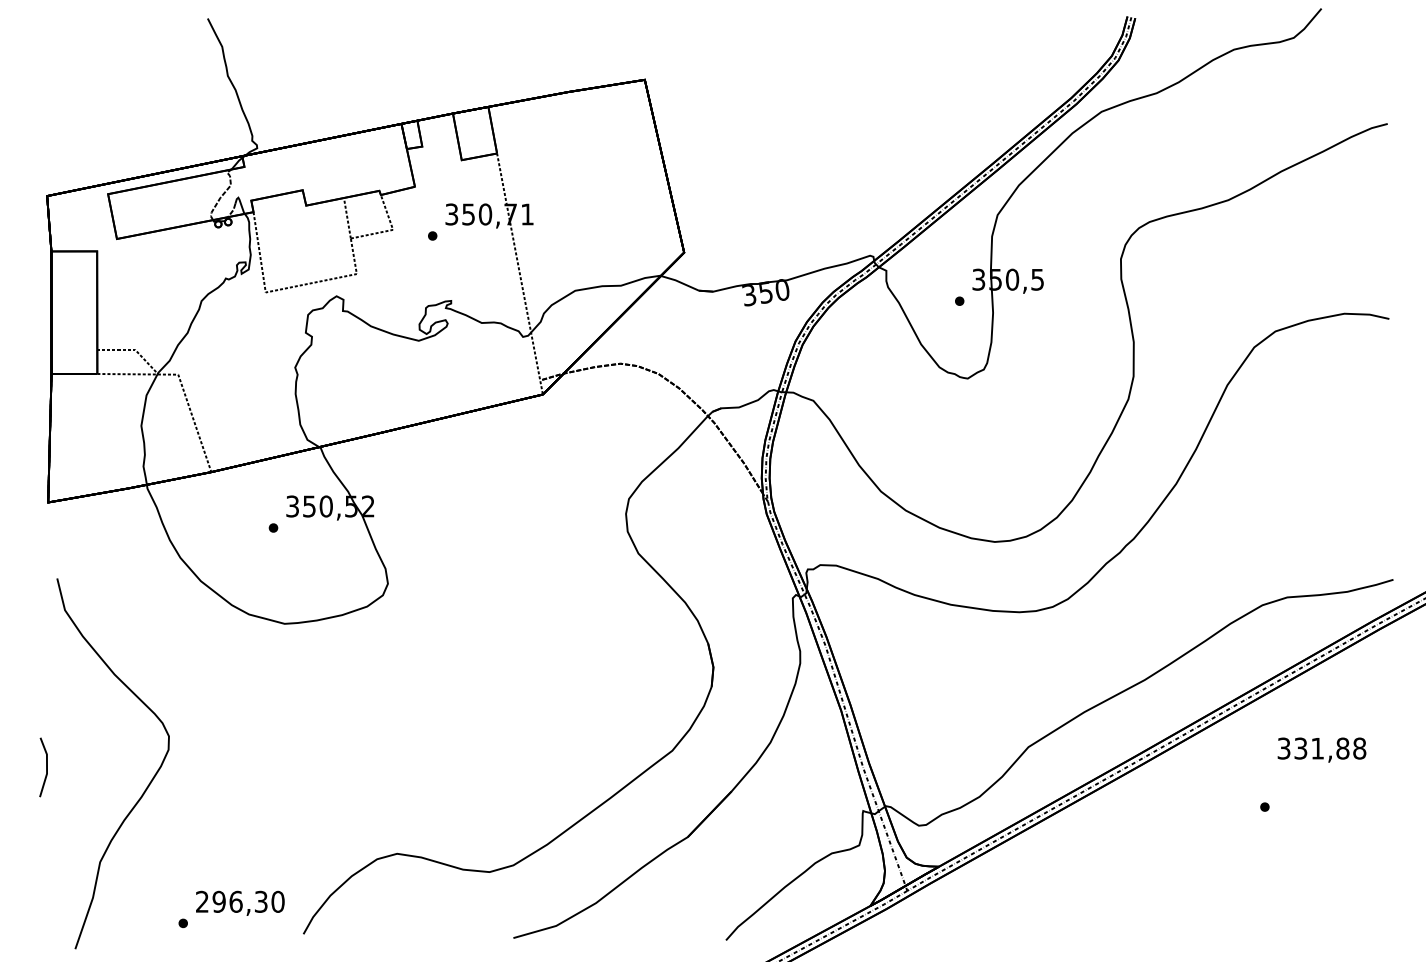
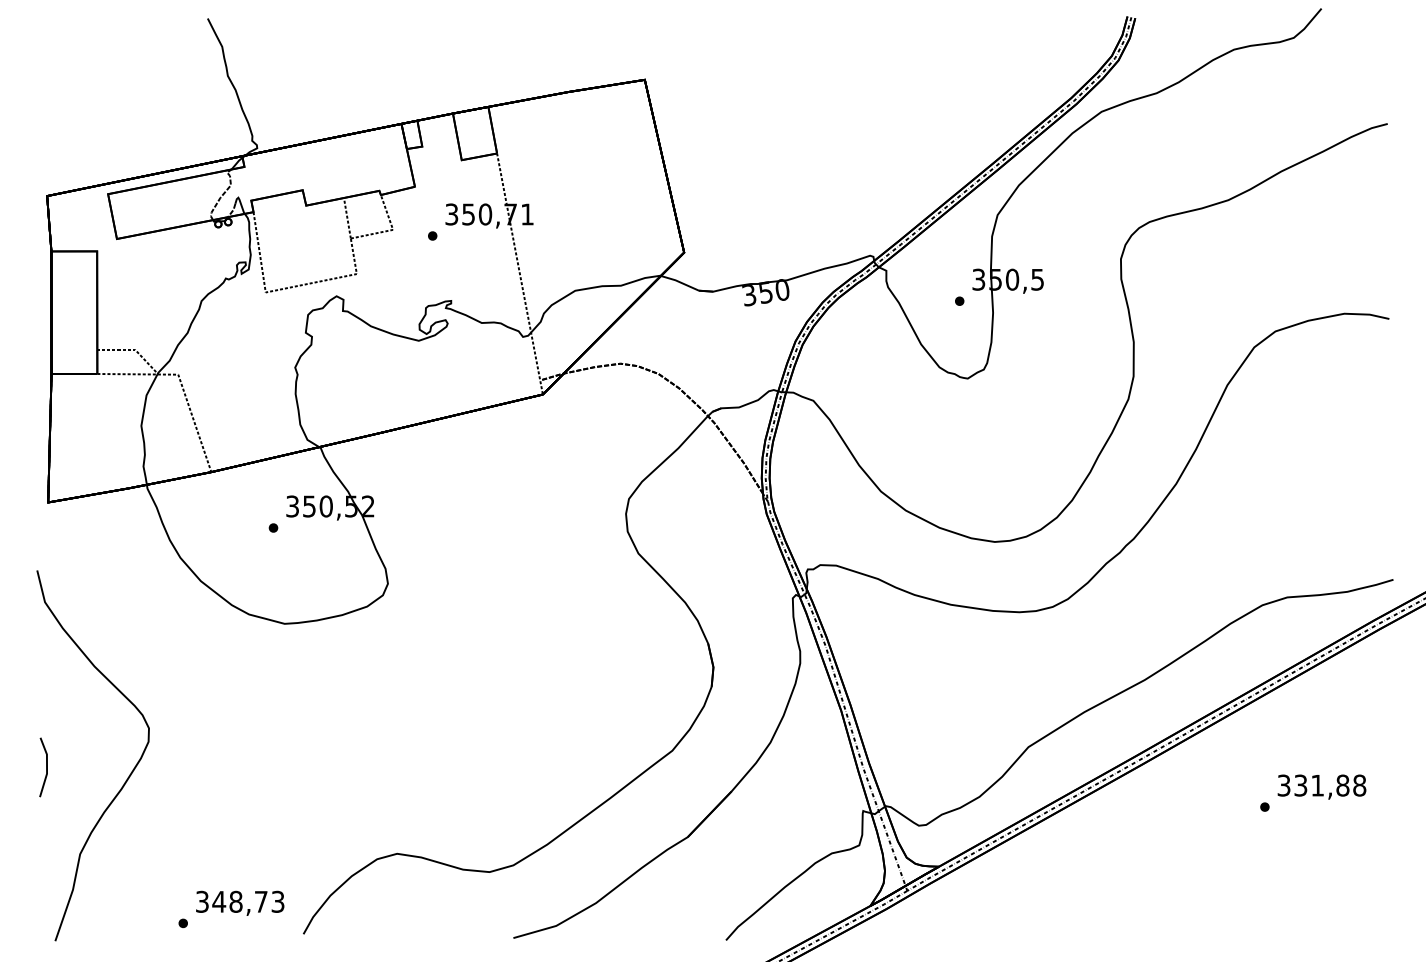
text position: (1321, 749) -> (1321, 786) (1321, 786)
curve position: (147, 785) -> (127, 777) (127, 777)
text: 296,30 -> 348,73 (240, 901)
